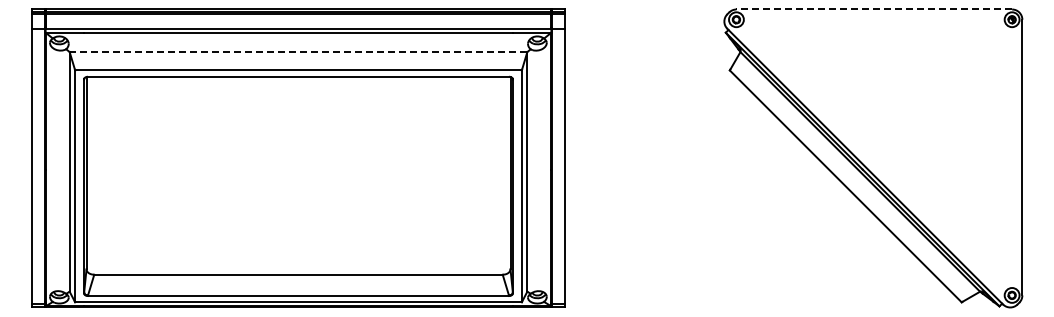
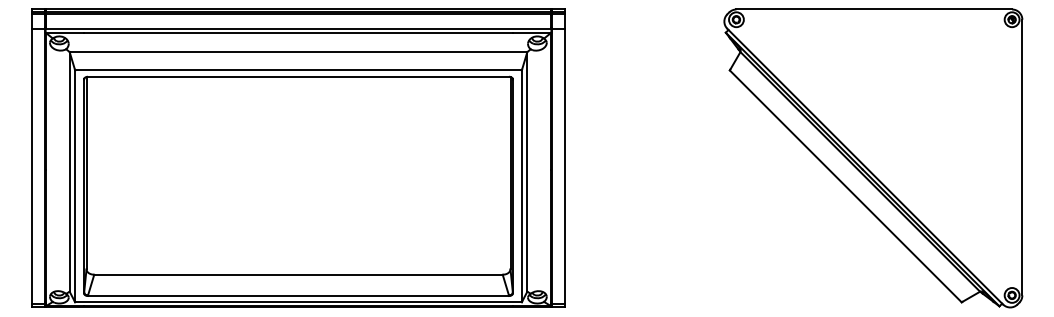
line: dashed -> solid (874, 9)
line: dashed -> solid (298, 52)
